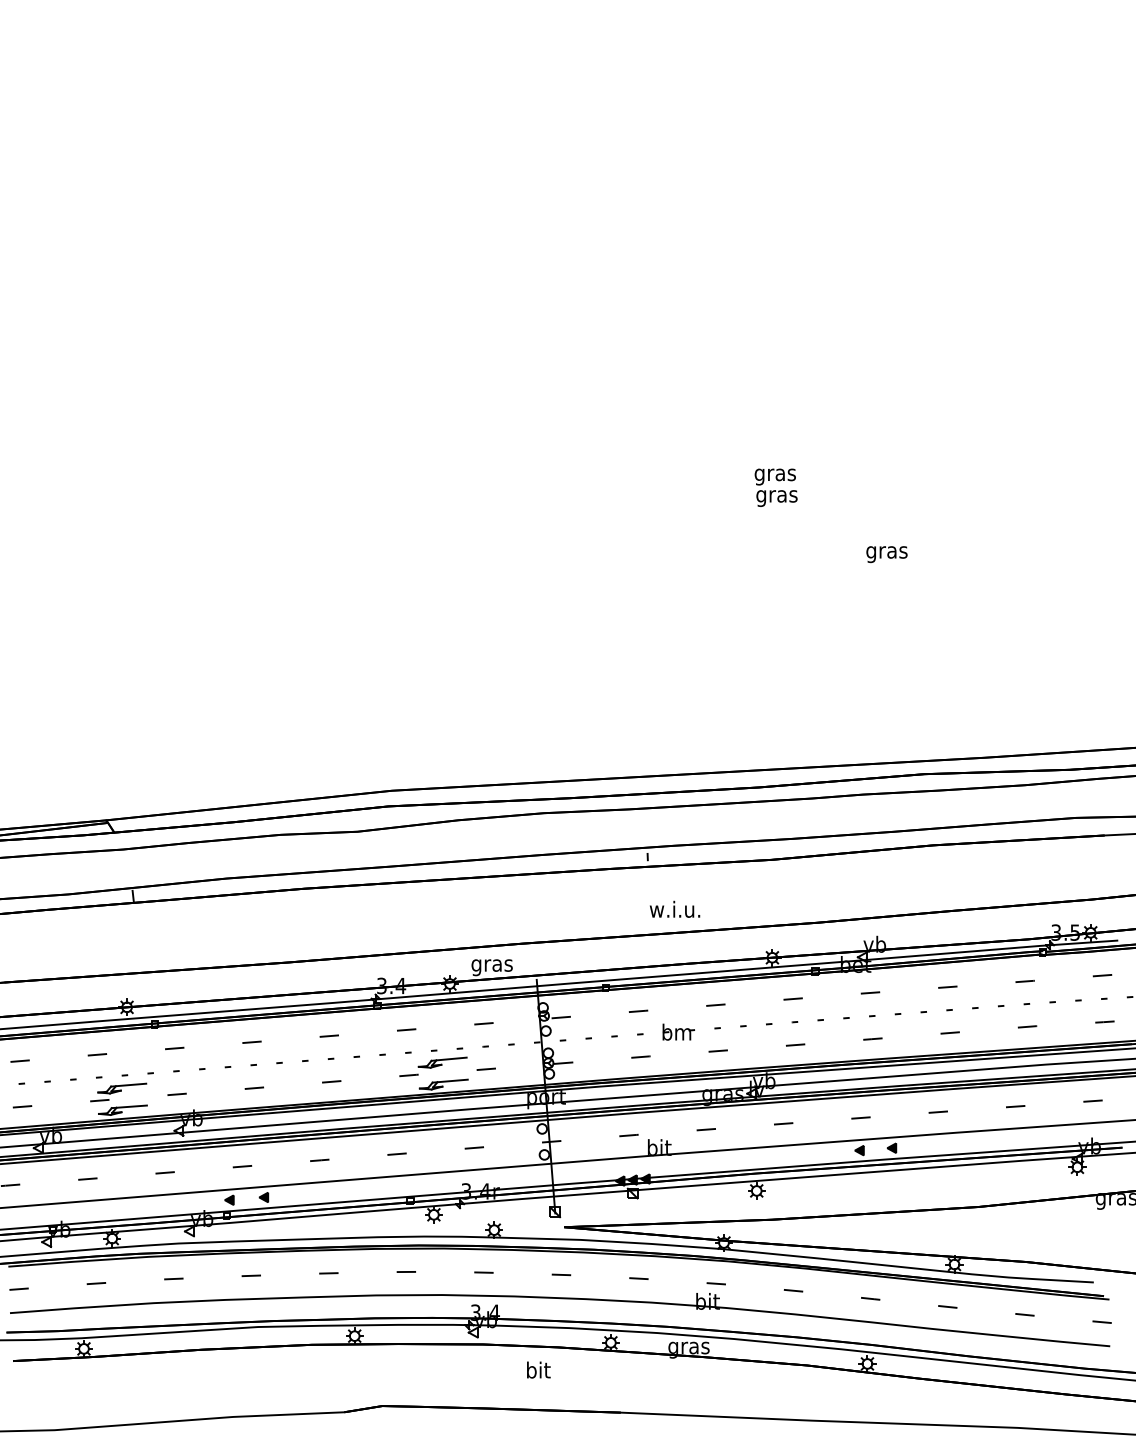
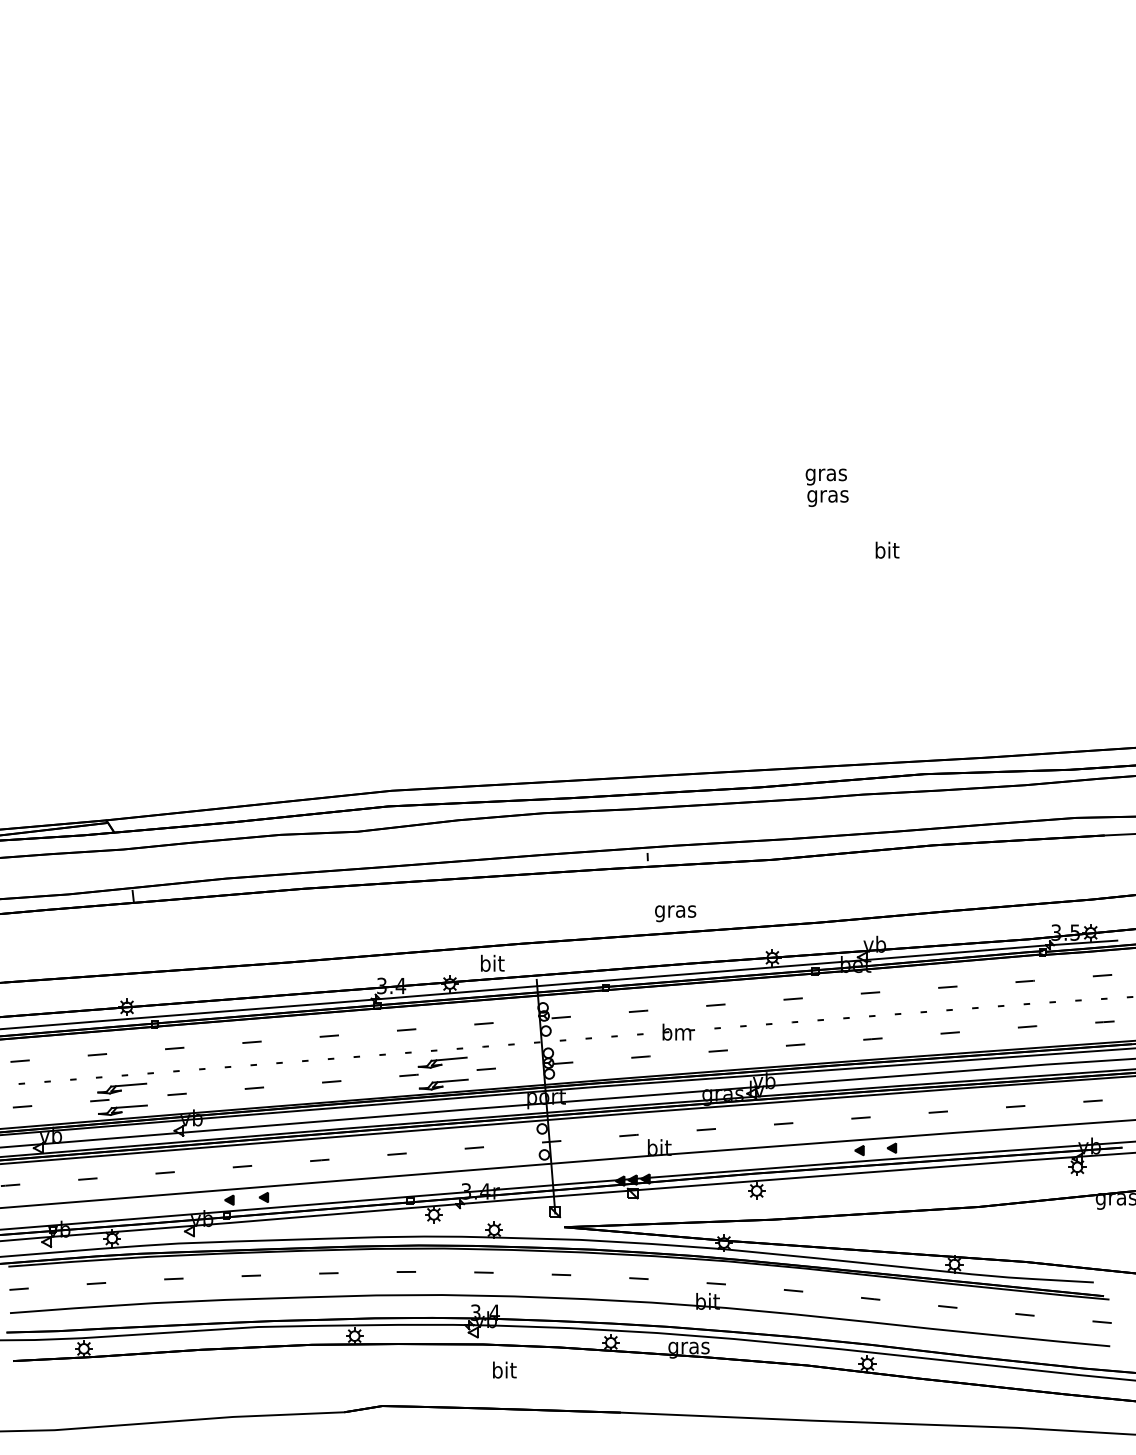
text position: (775, 487) -> (826, 487) (826, 487)
text: gras -> bit (886, 552)
text: w.i.u. -> gras (674, 911)
text: gras -> bit (491, 965)
text position: (538, 1369) -> (504, 1369) (504, 1369)
